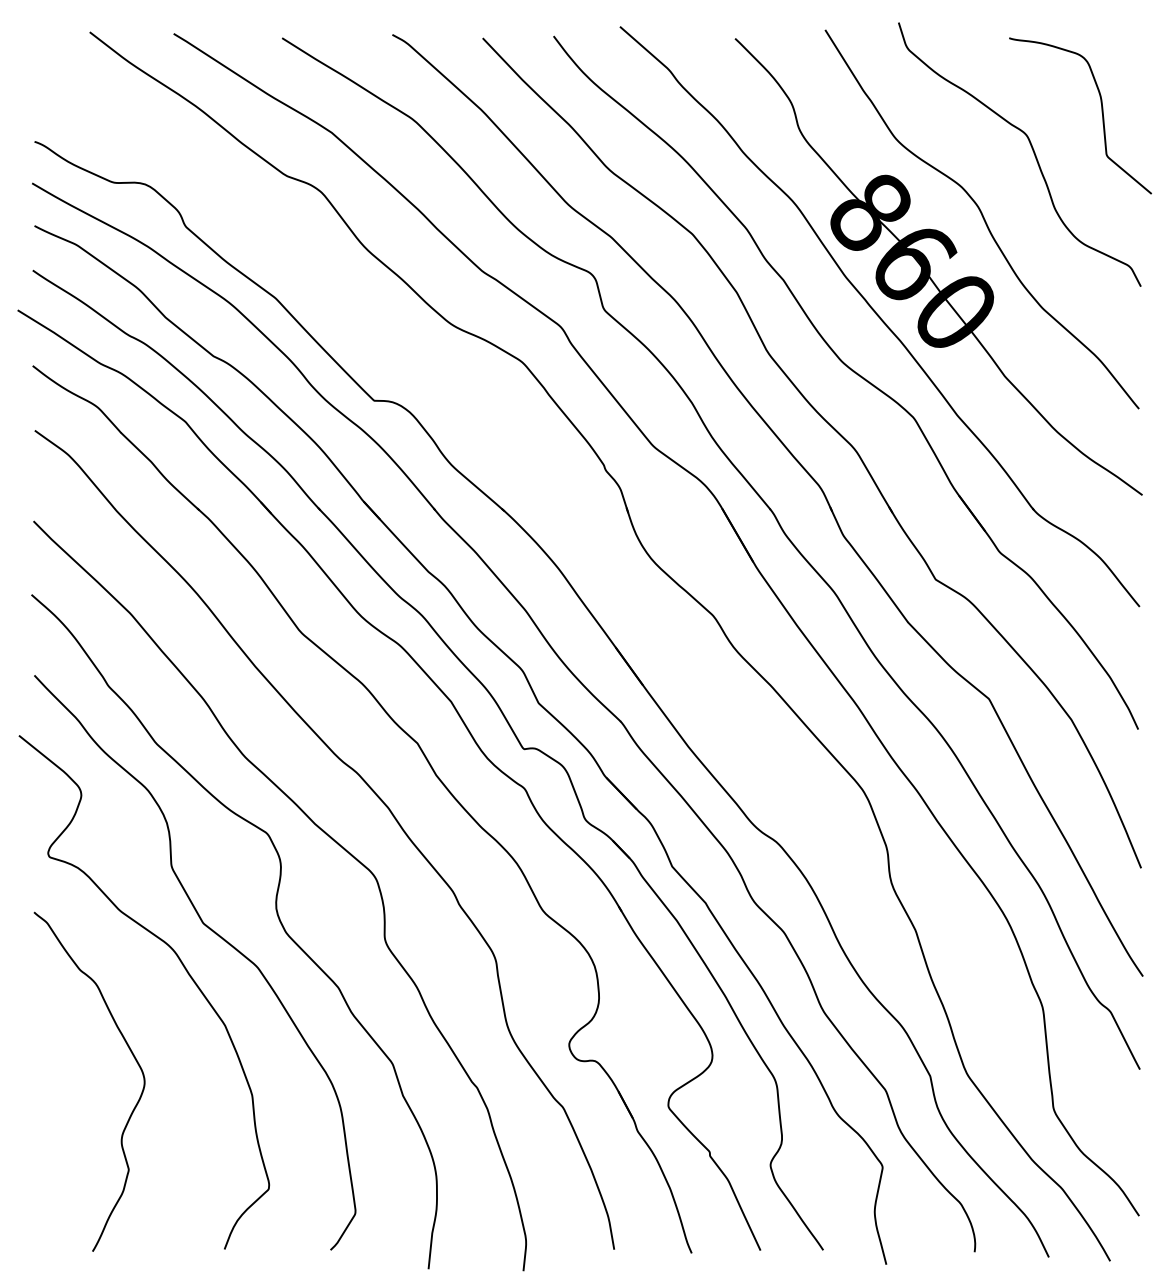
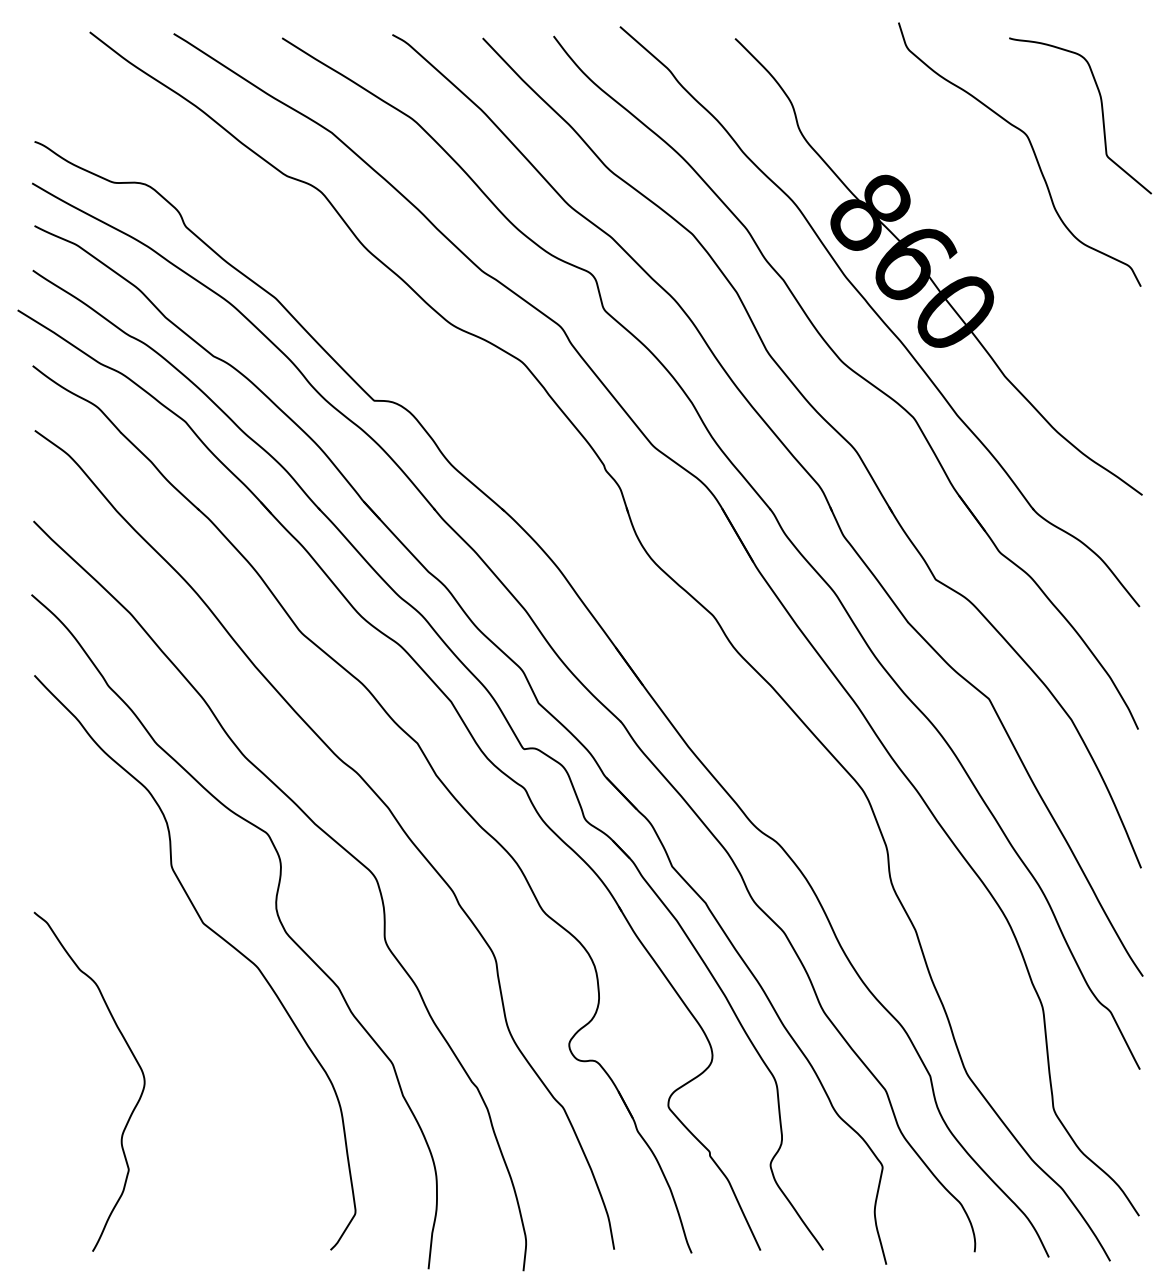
curve: present -> none (982, 218)
curve: present -> none (183, 967)
